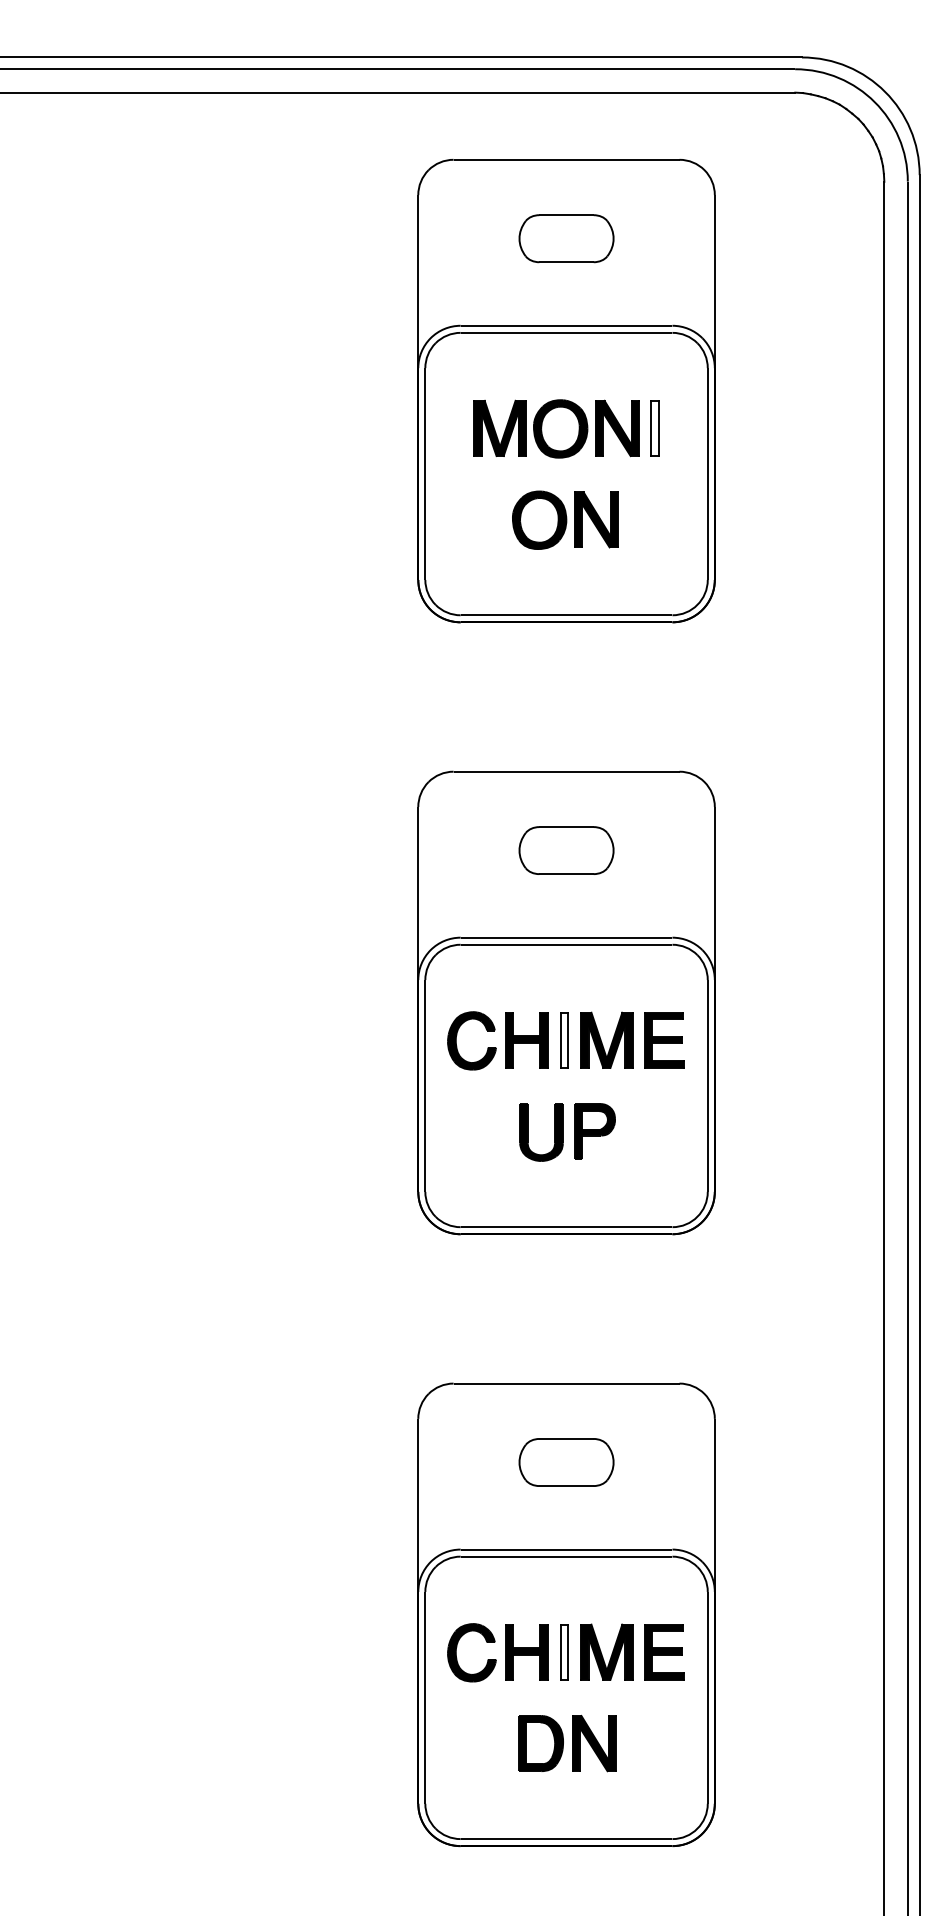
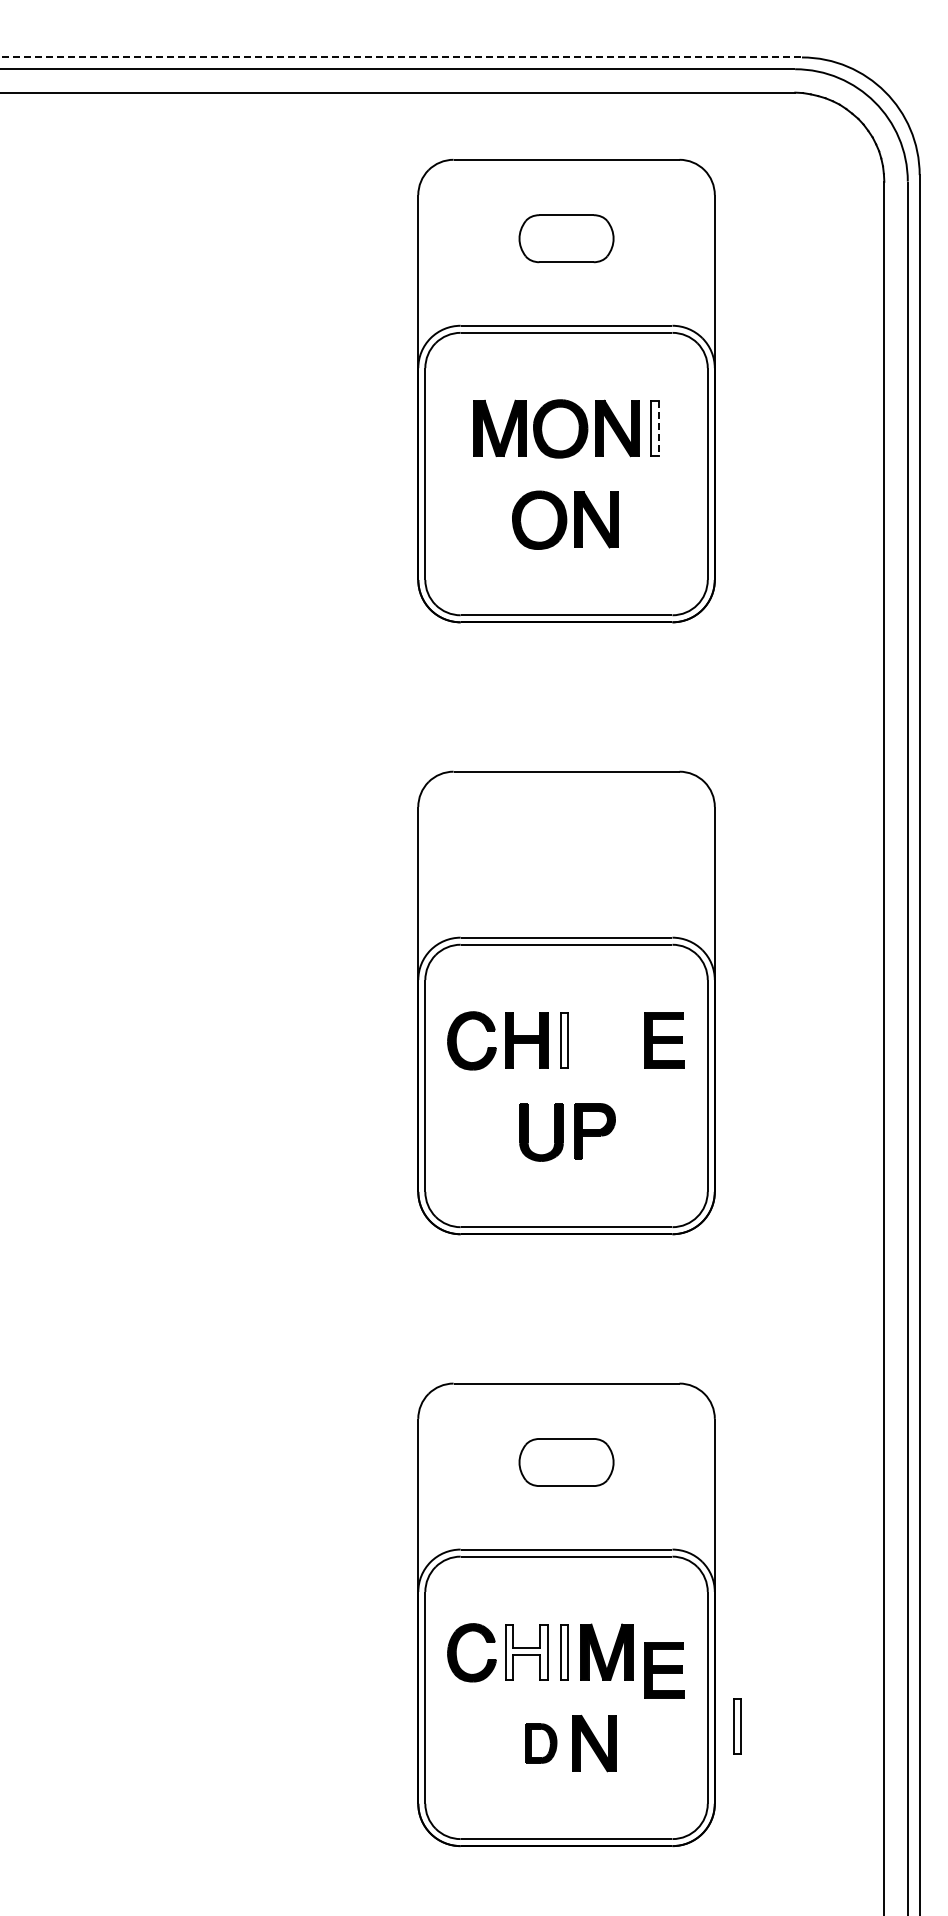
line: solid -> dashed (401, 57)
line: solid -> dashed (658, 428)
part: present -> none (566, 850)
part: present -> none (606, 1039)
fill: present -> none (526, 1651)
part position: (664, 1652) -> (664, 1670) (664, 1670)
part: none -> present (737, 1726)
part size: 46x57 px -> 33x41 px (541, 1743)
